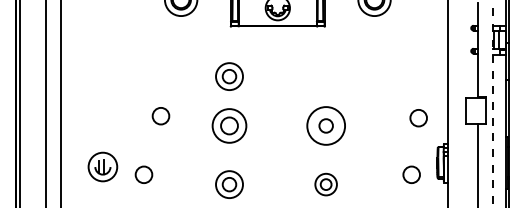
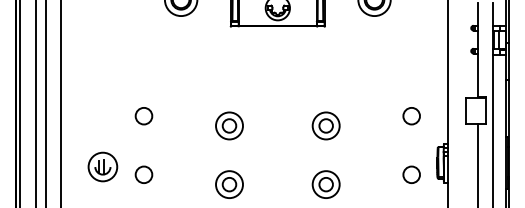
part: present -> none (229, 76)
line: none -> present (36, 103)
line: dashed -> solid (493, 104)
circle position: (160, 116) -> (143, 116) (143, 116)
circle position: (418, 118) -> (411, 116) (411, 116)
part size: 37x36 px -> 29x30 px (229, 125)
circle diameter: 38 px -> 27 px (325, 125)
part size: 24x25 px -> 30x29 px (325, 184)
